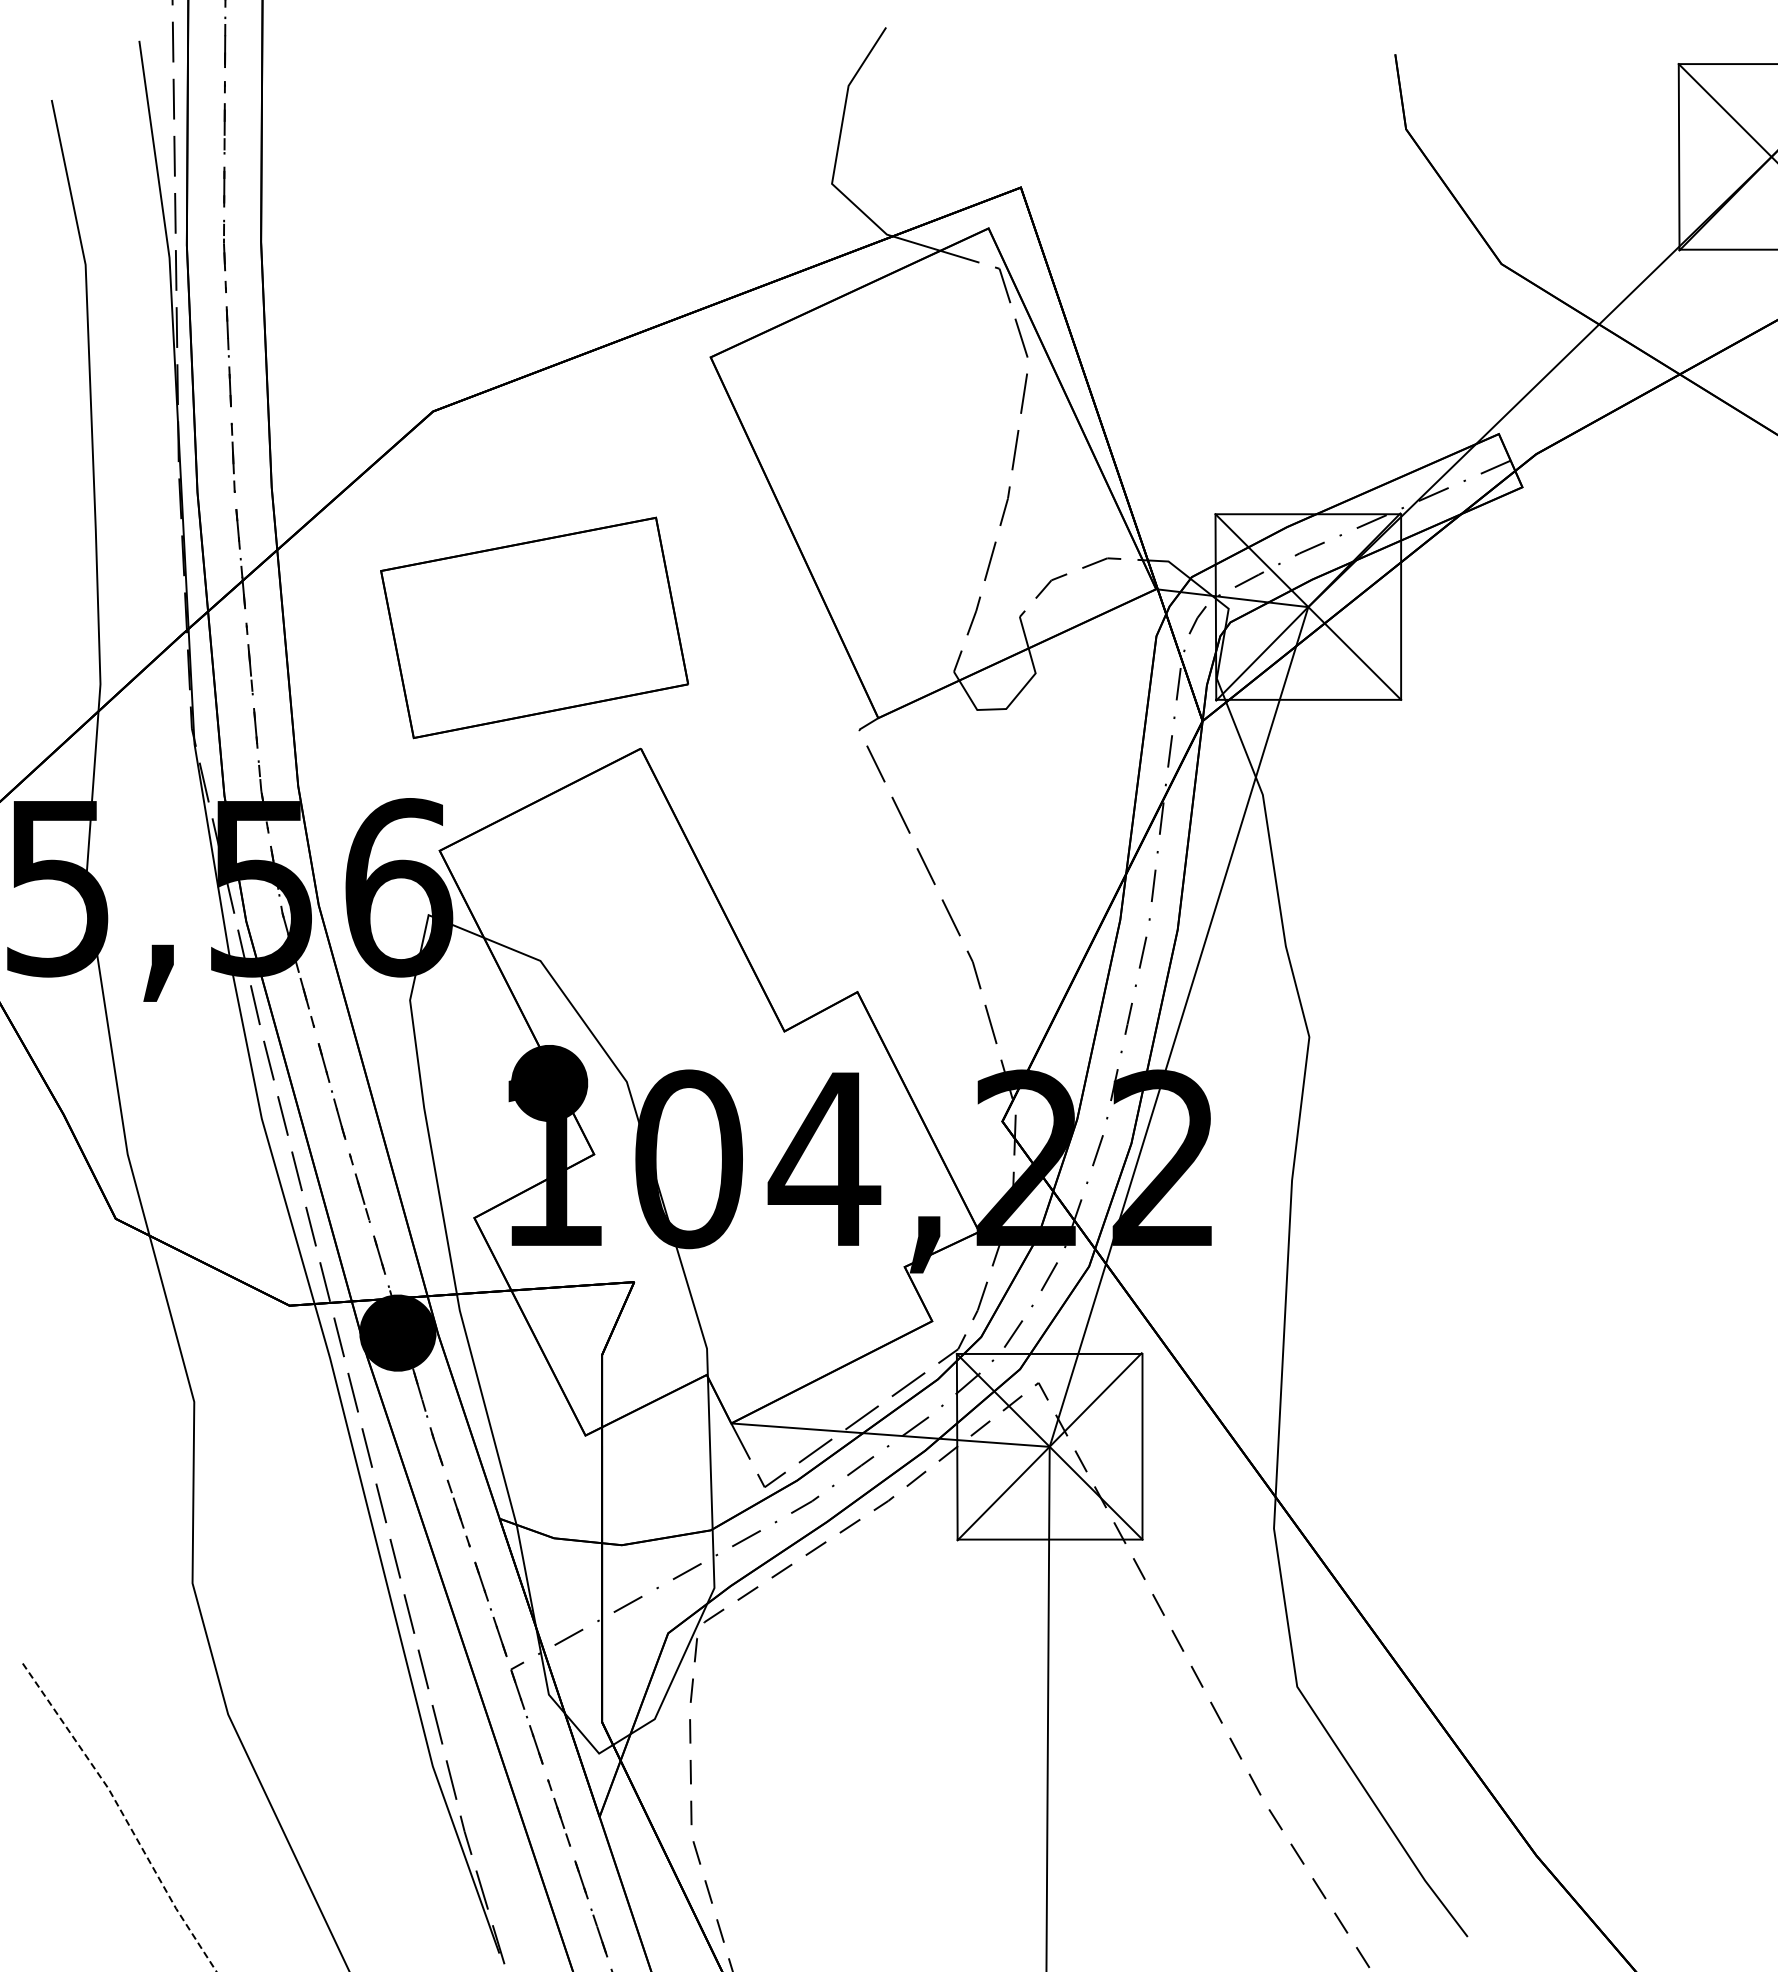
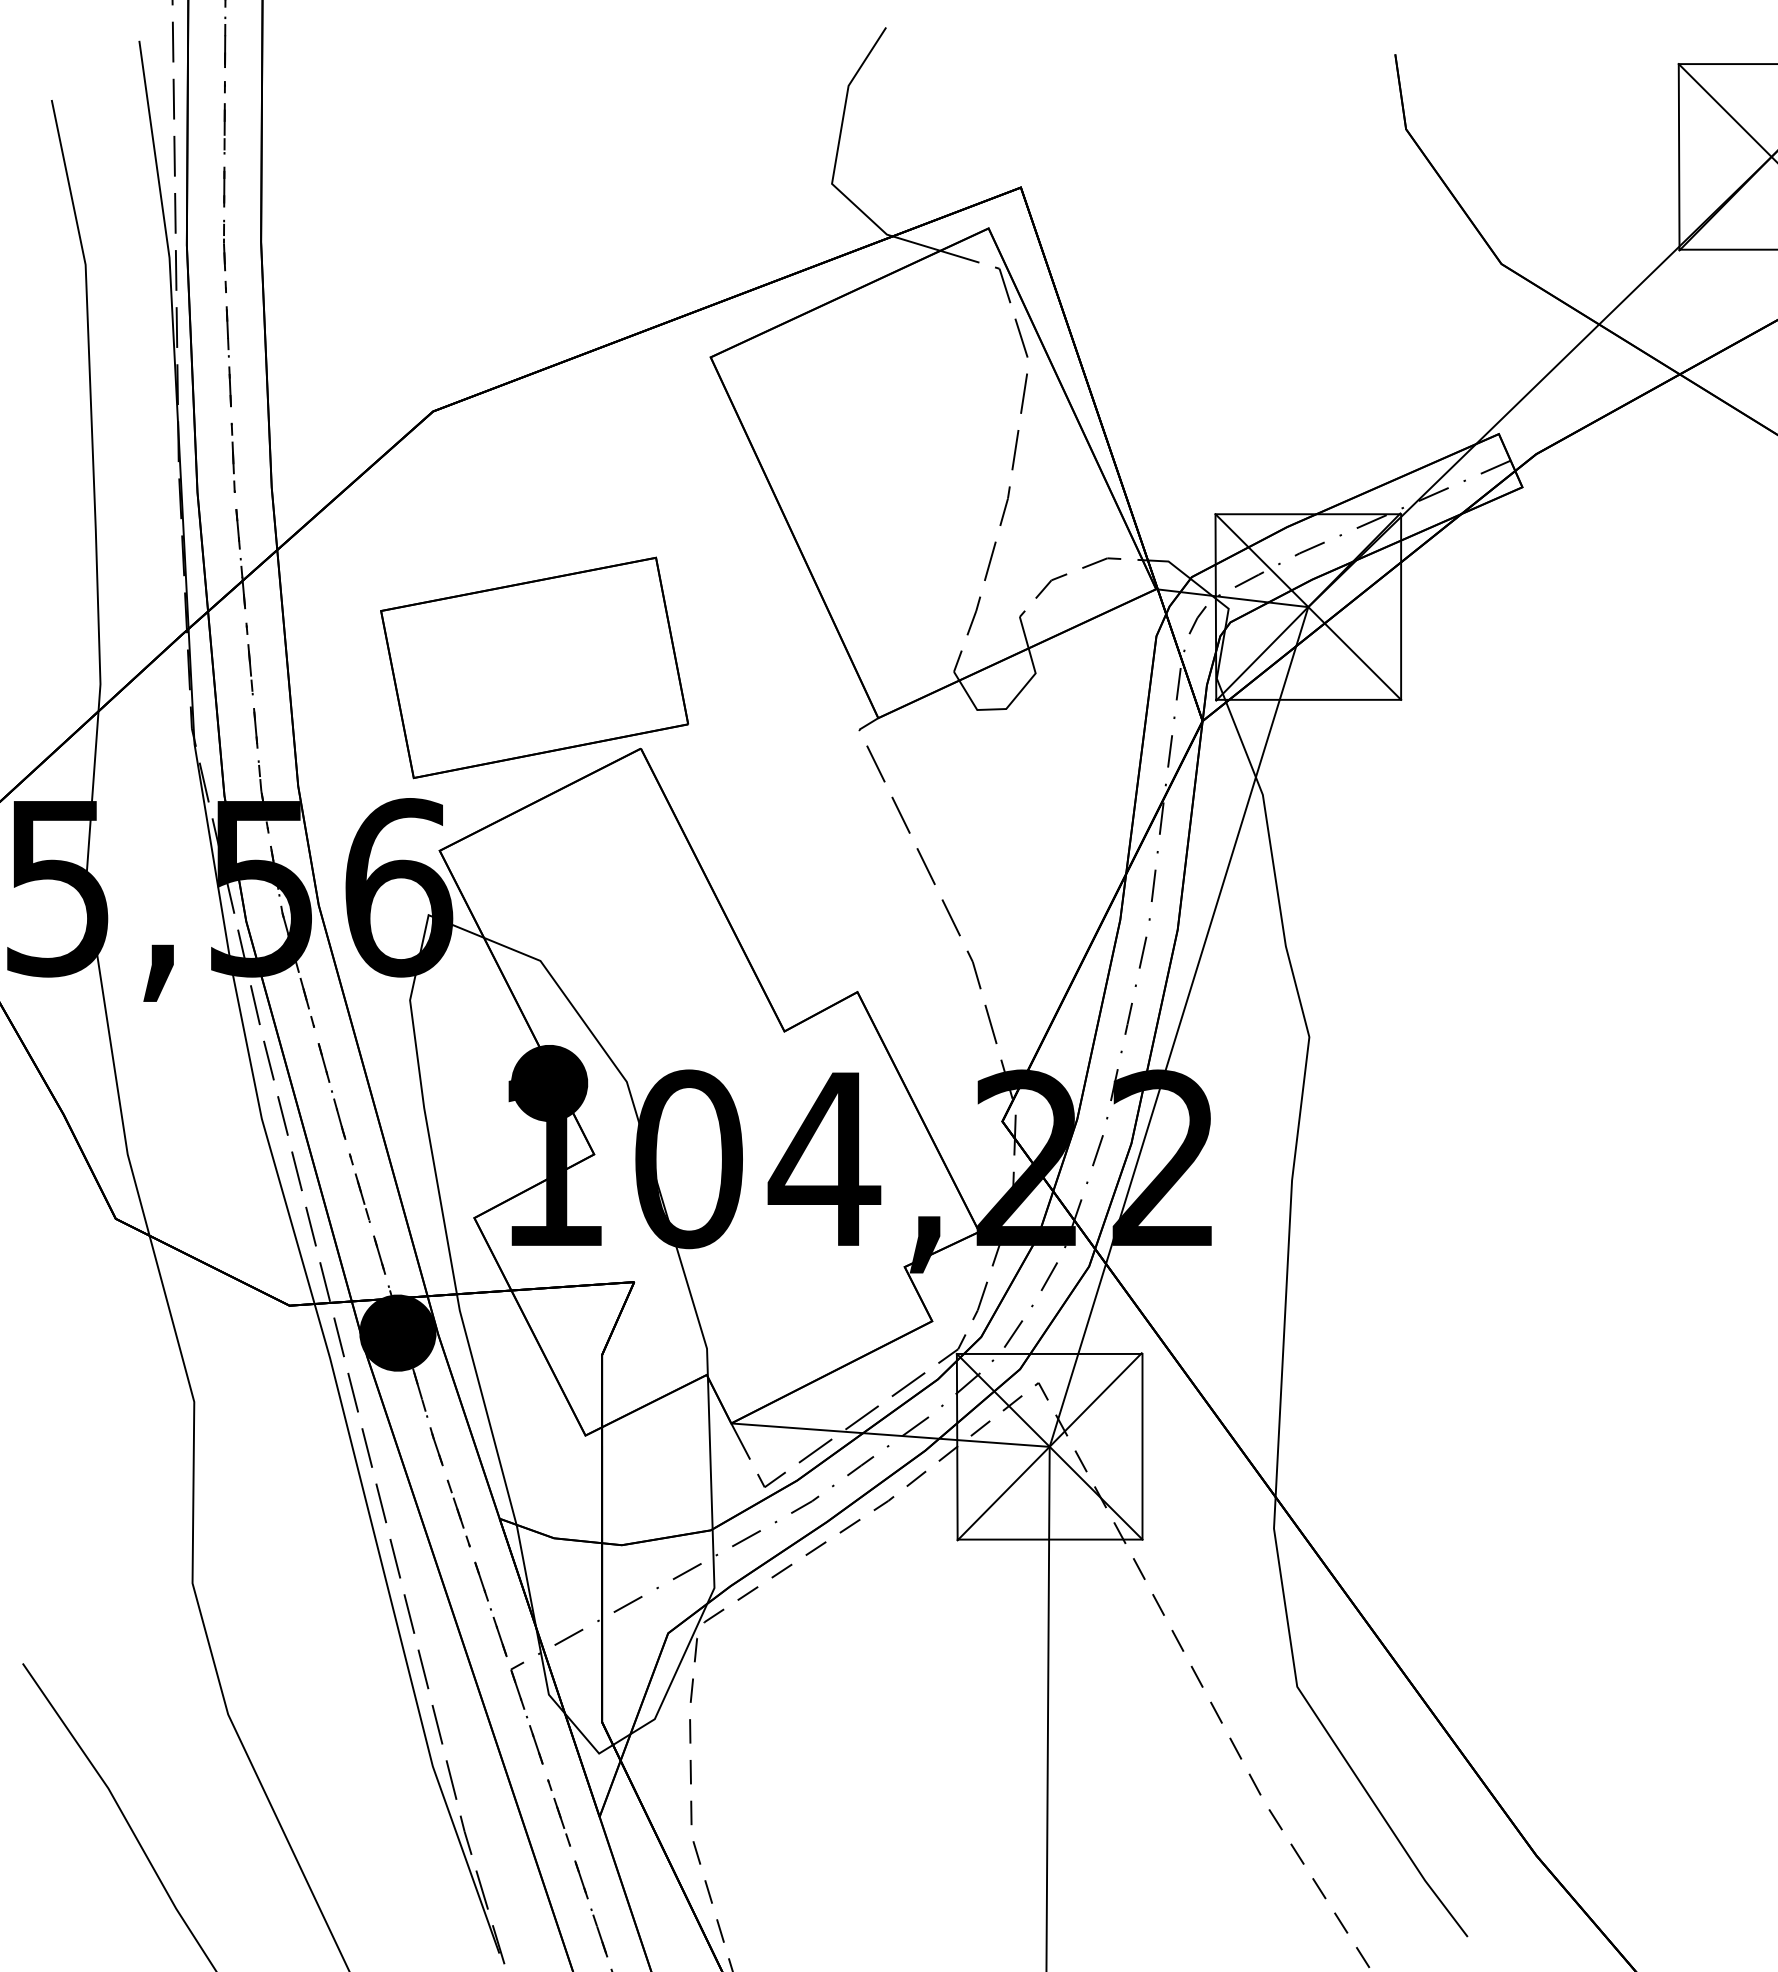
part position: (534, 627) -> (534, 667) (534, 667)
line: dashed -> solid (123, 1815)
